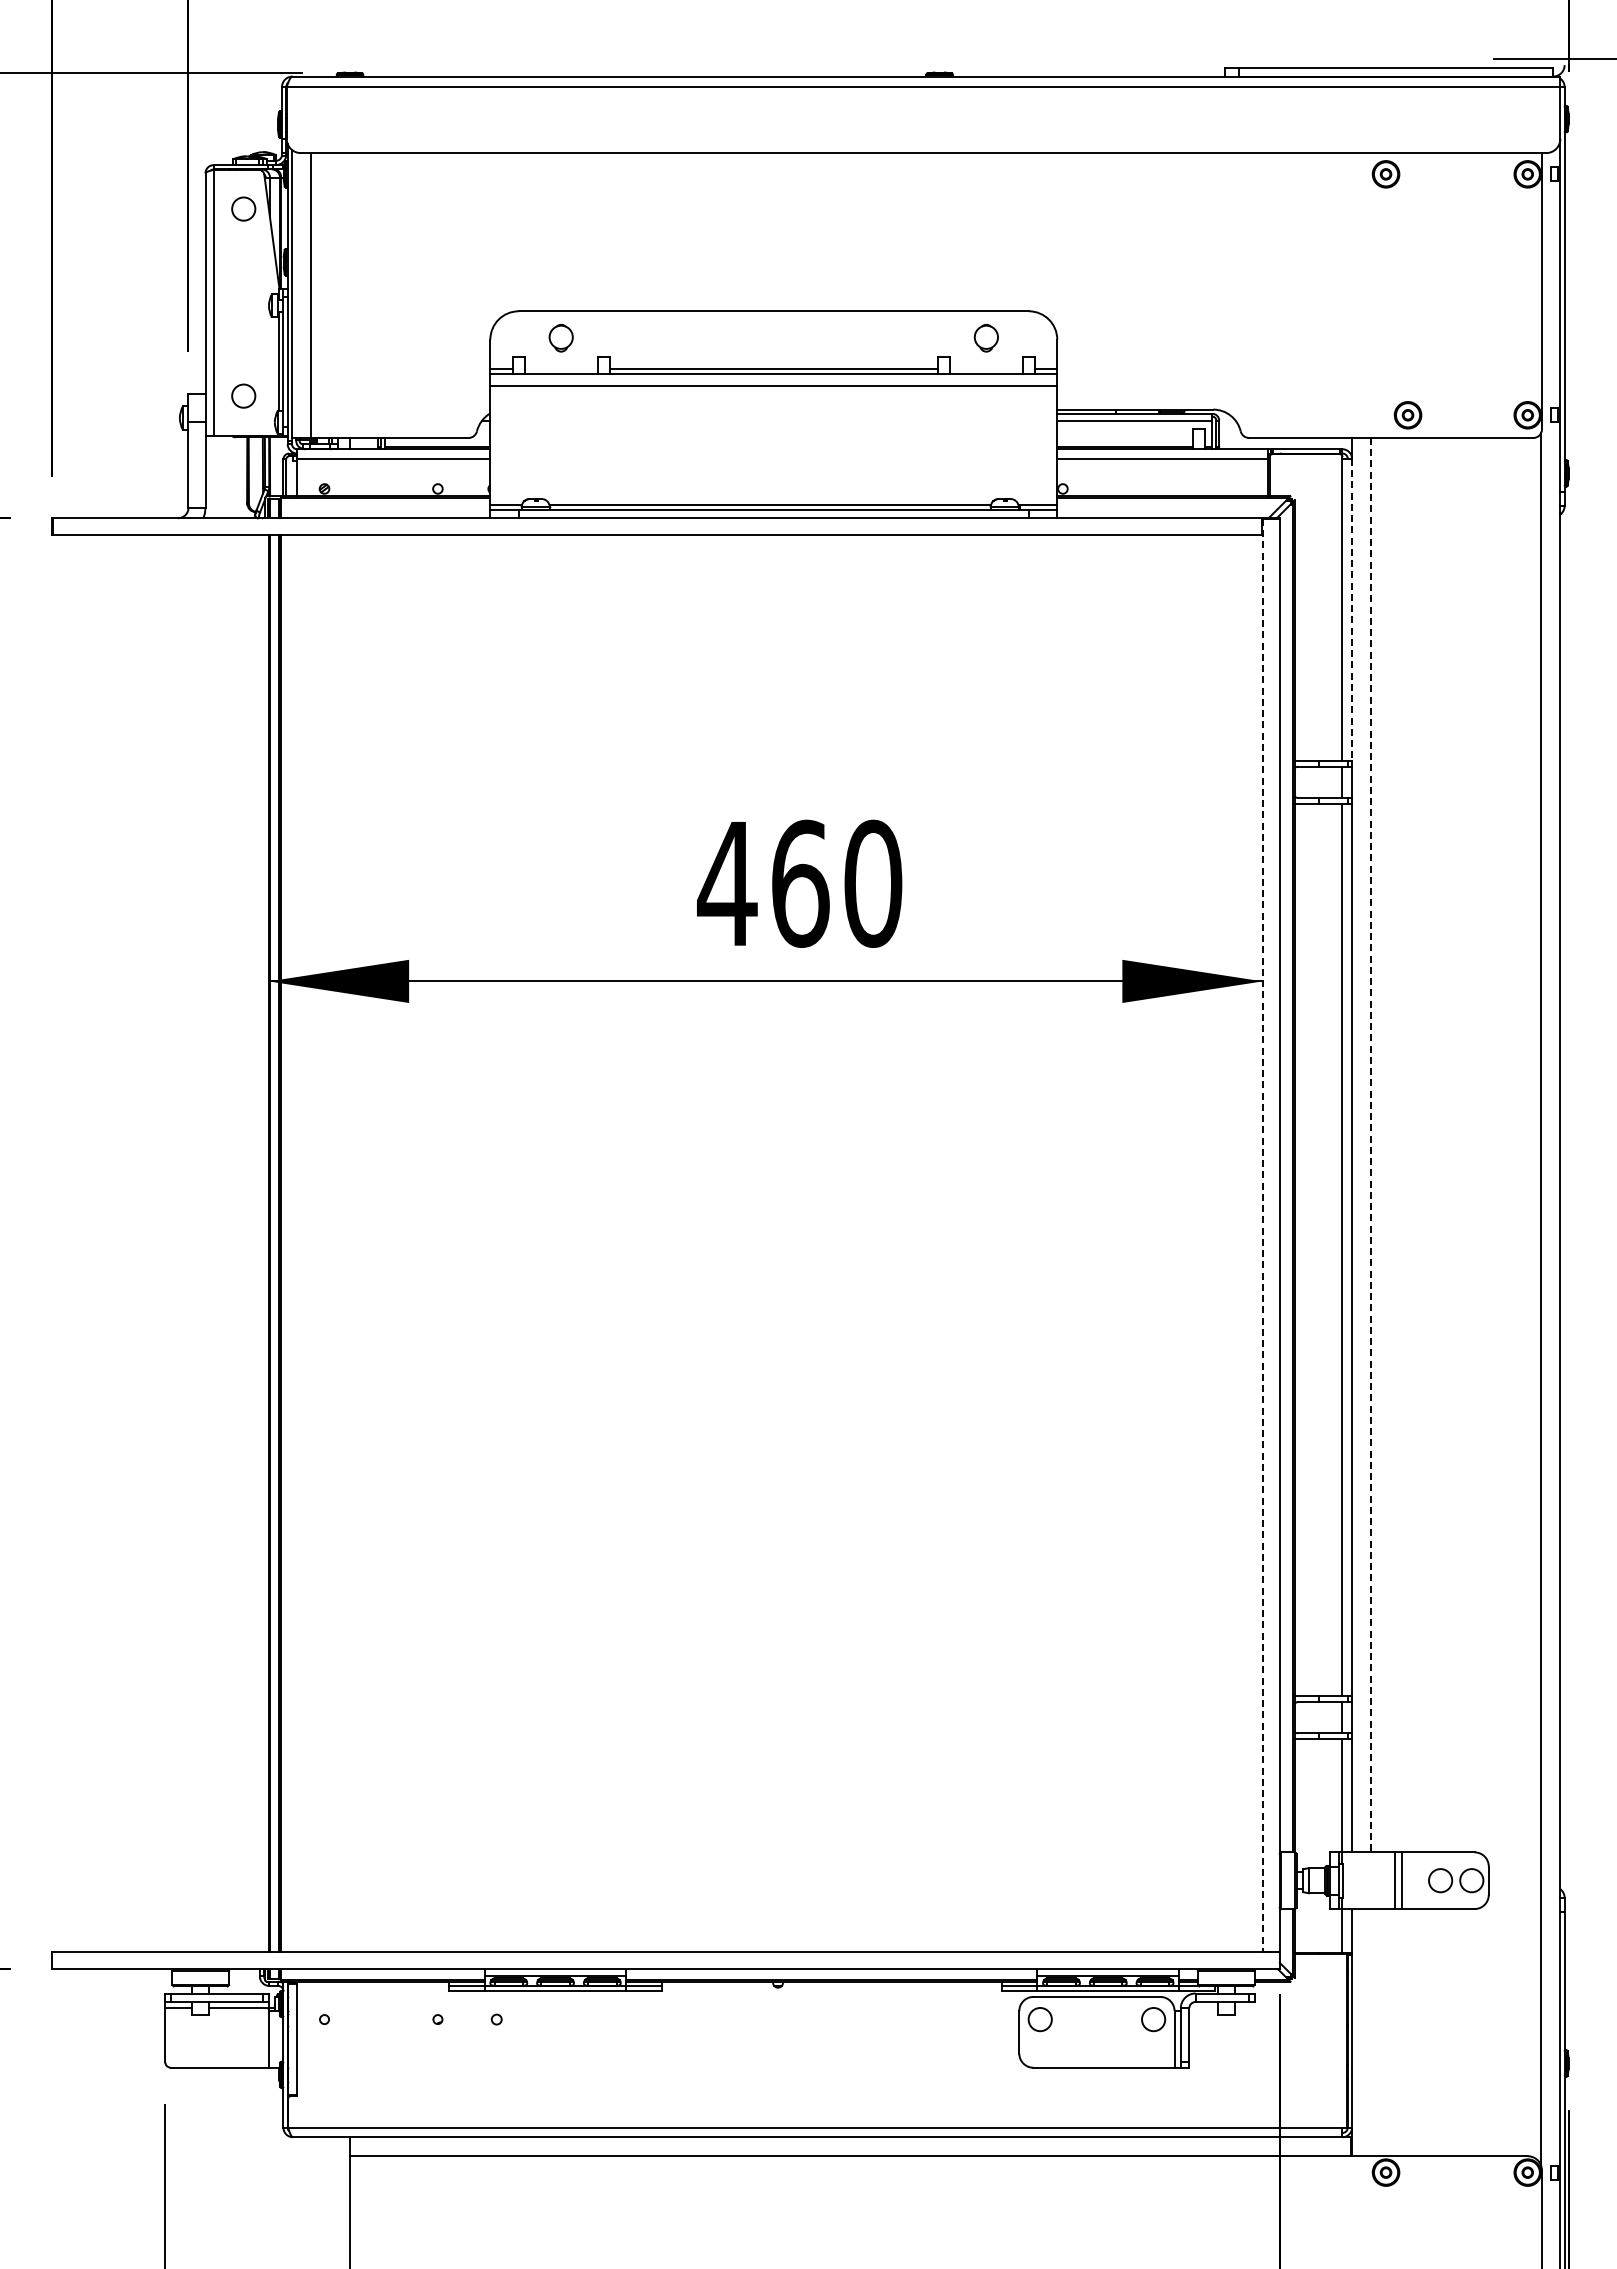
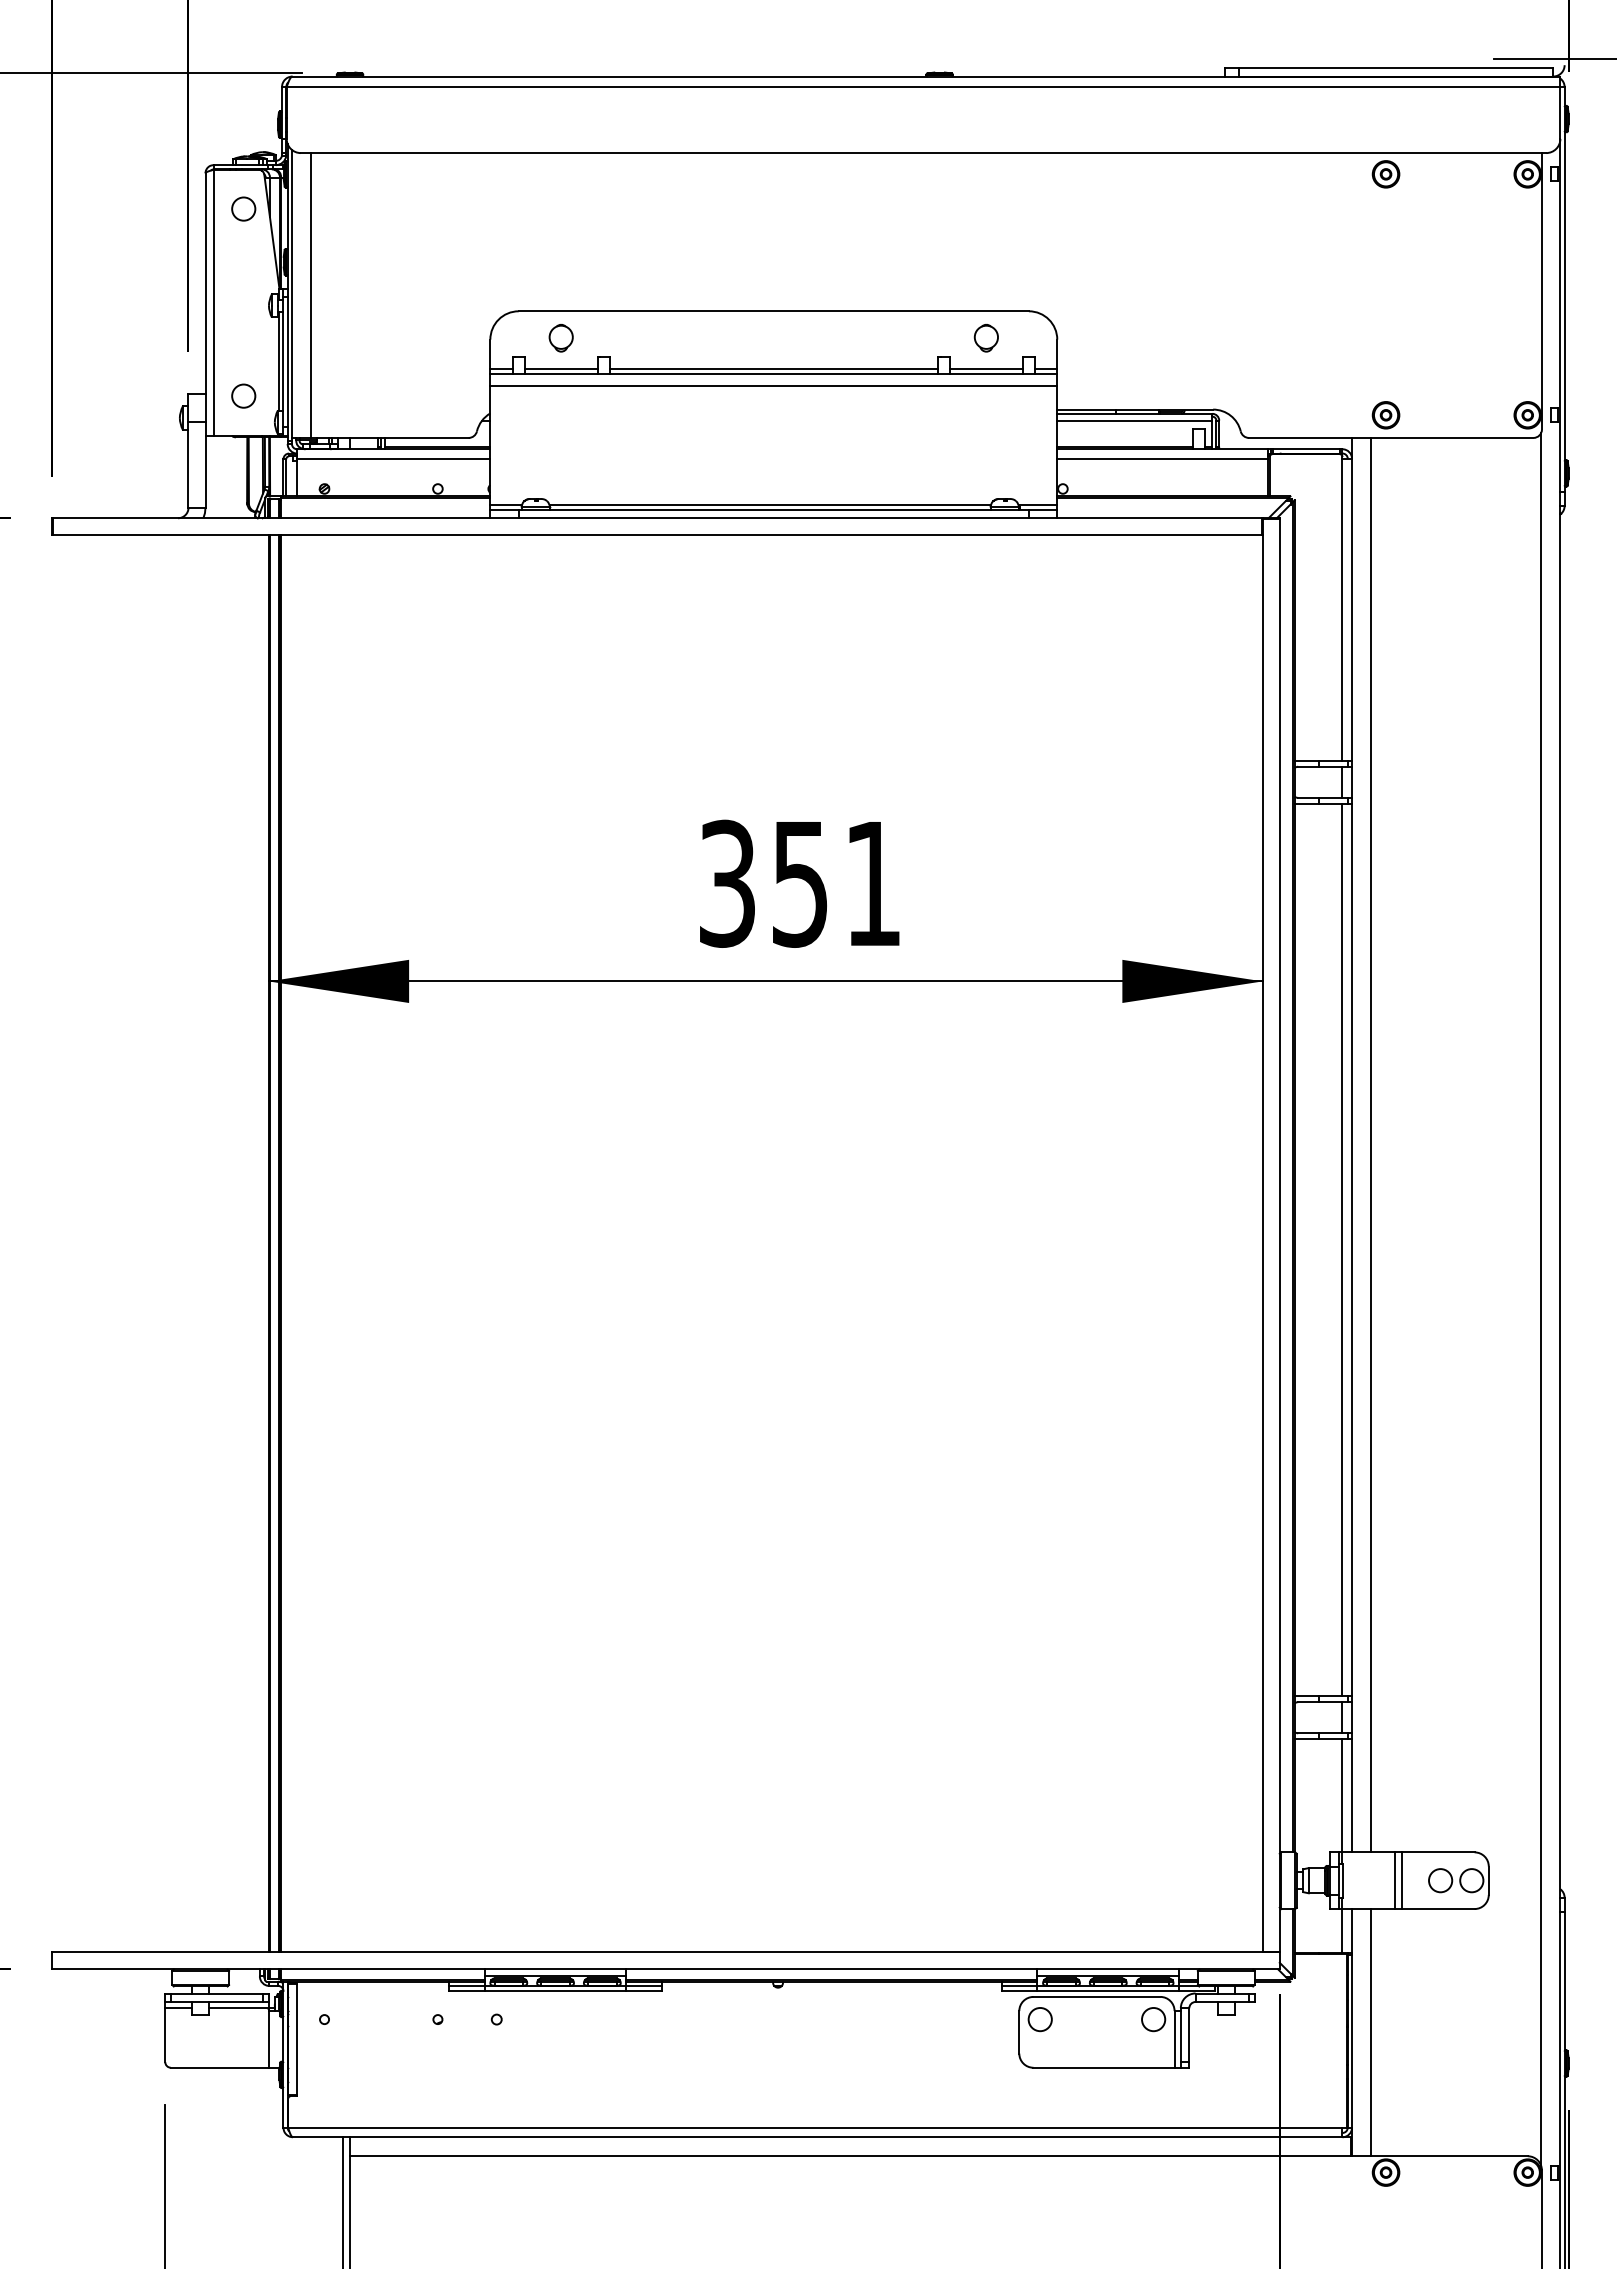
line: none -> present (560, 369)
line: none -> present (985, 369)
part position: (1407, 415) -> (1385, 415) (1385, 415)
line: dashed -> solid (1352, 610)
text: 460 -> 351 (799, 883)
line: dashed -> solid (1371, 1145)
line: dashed -> solid (1262, 1235)
line: none -> present (1371, 2032)
line: none -> present (343, 2201)
